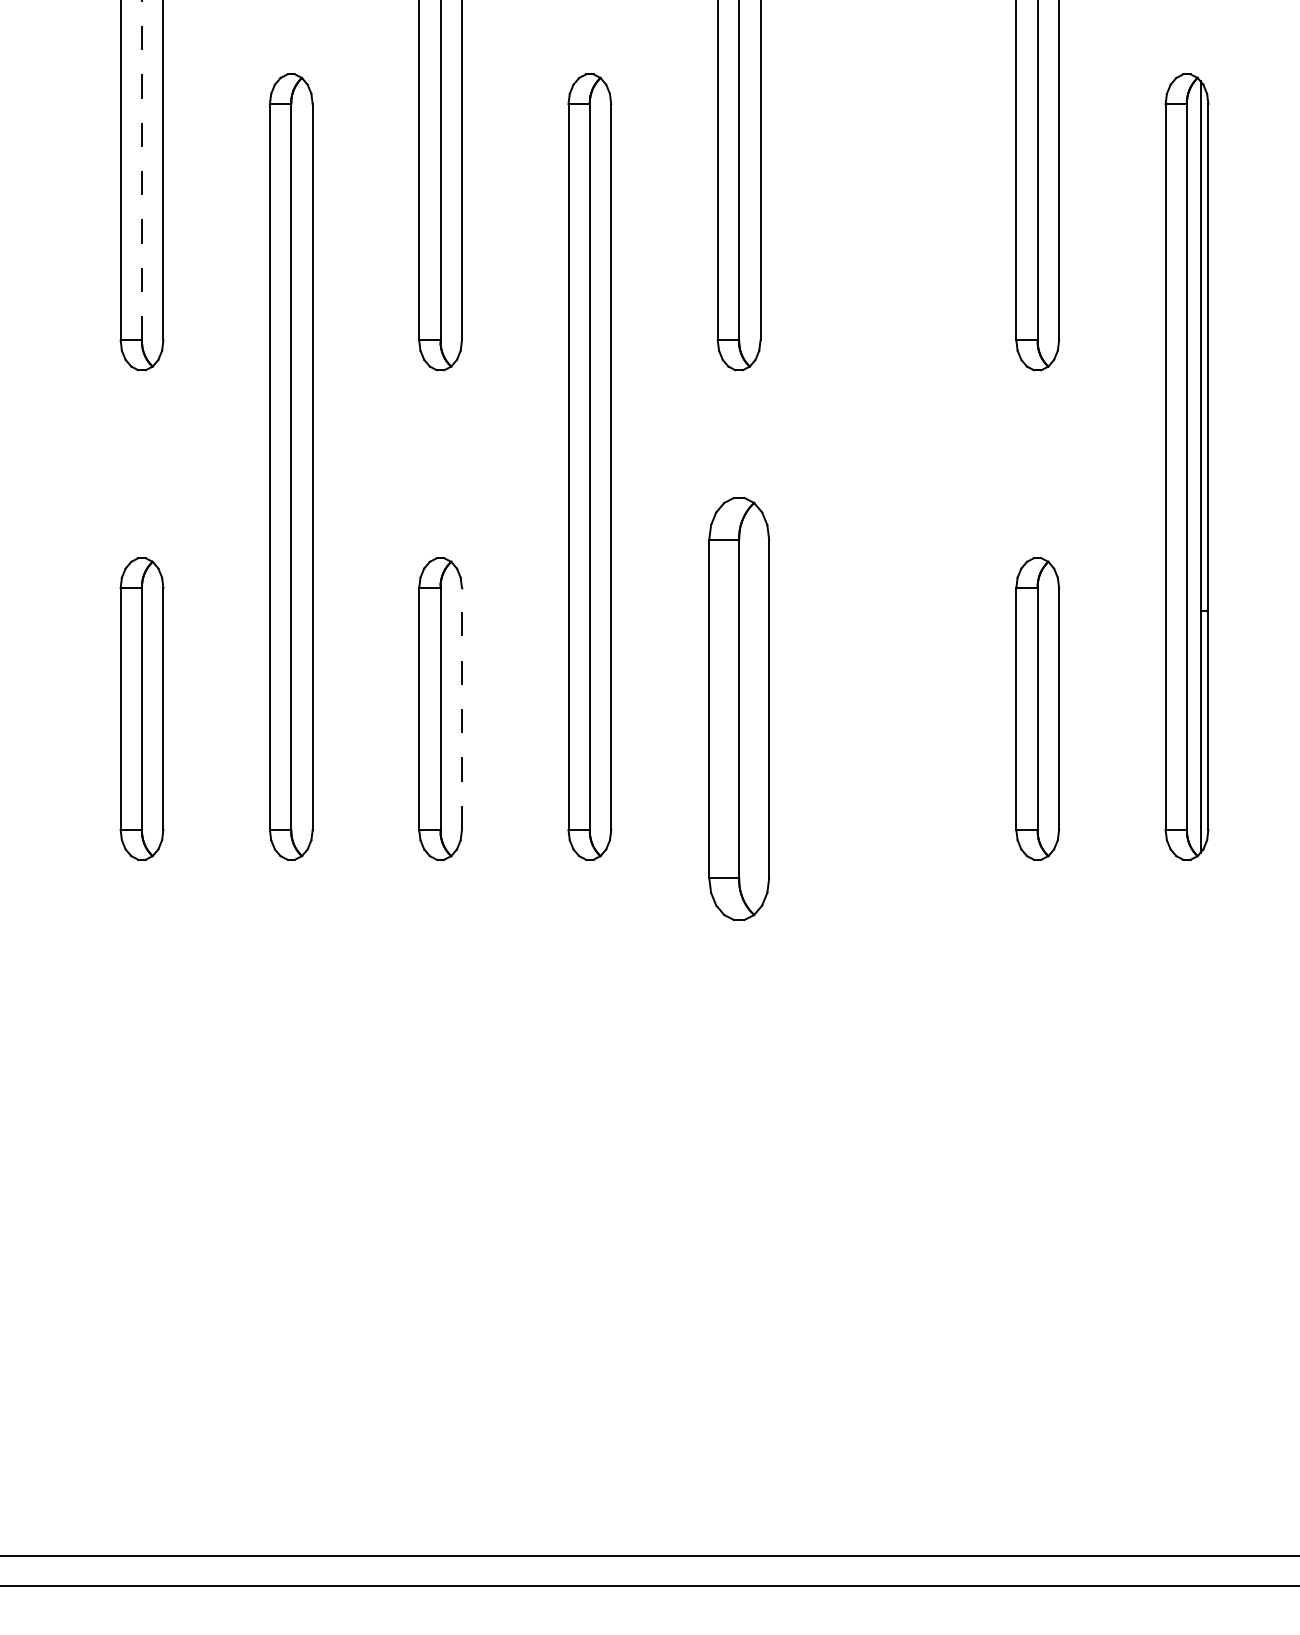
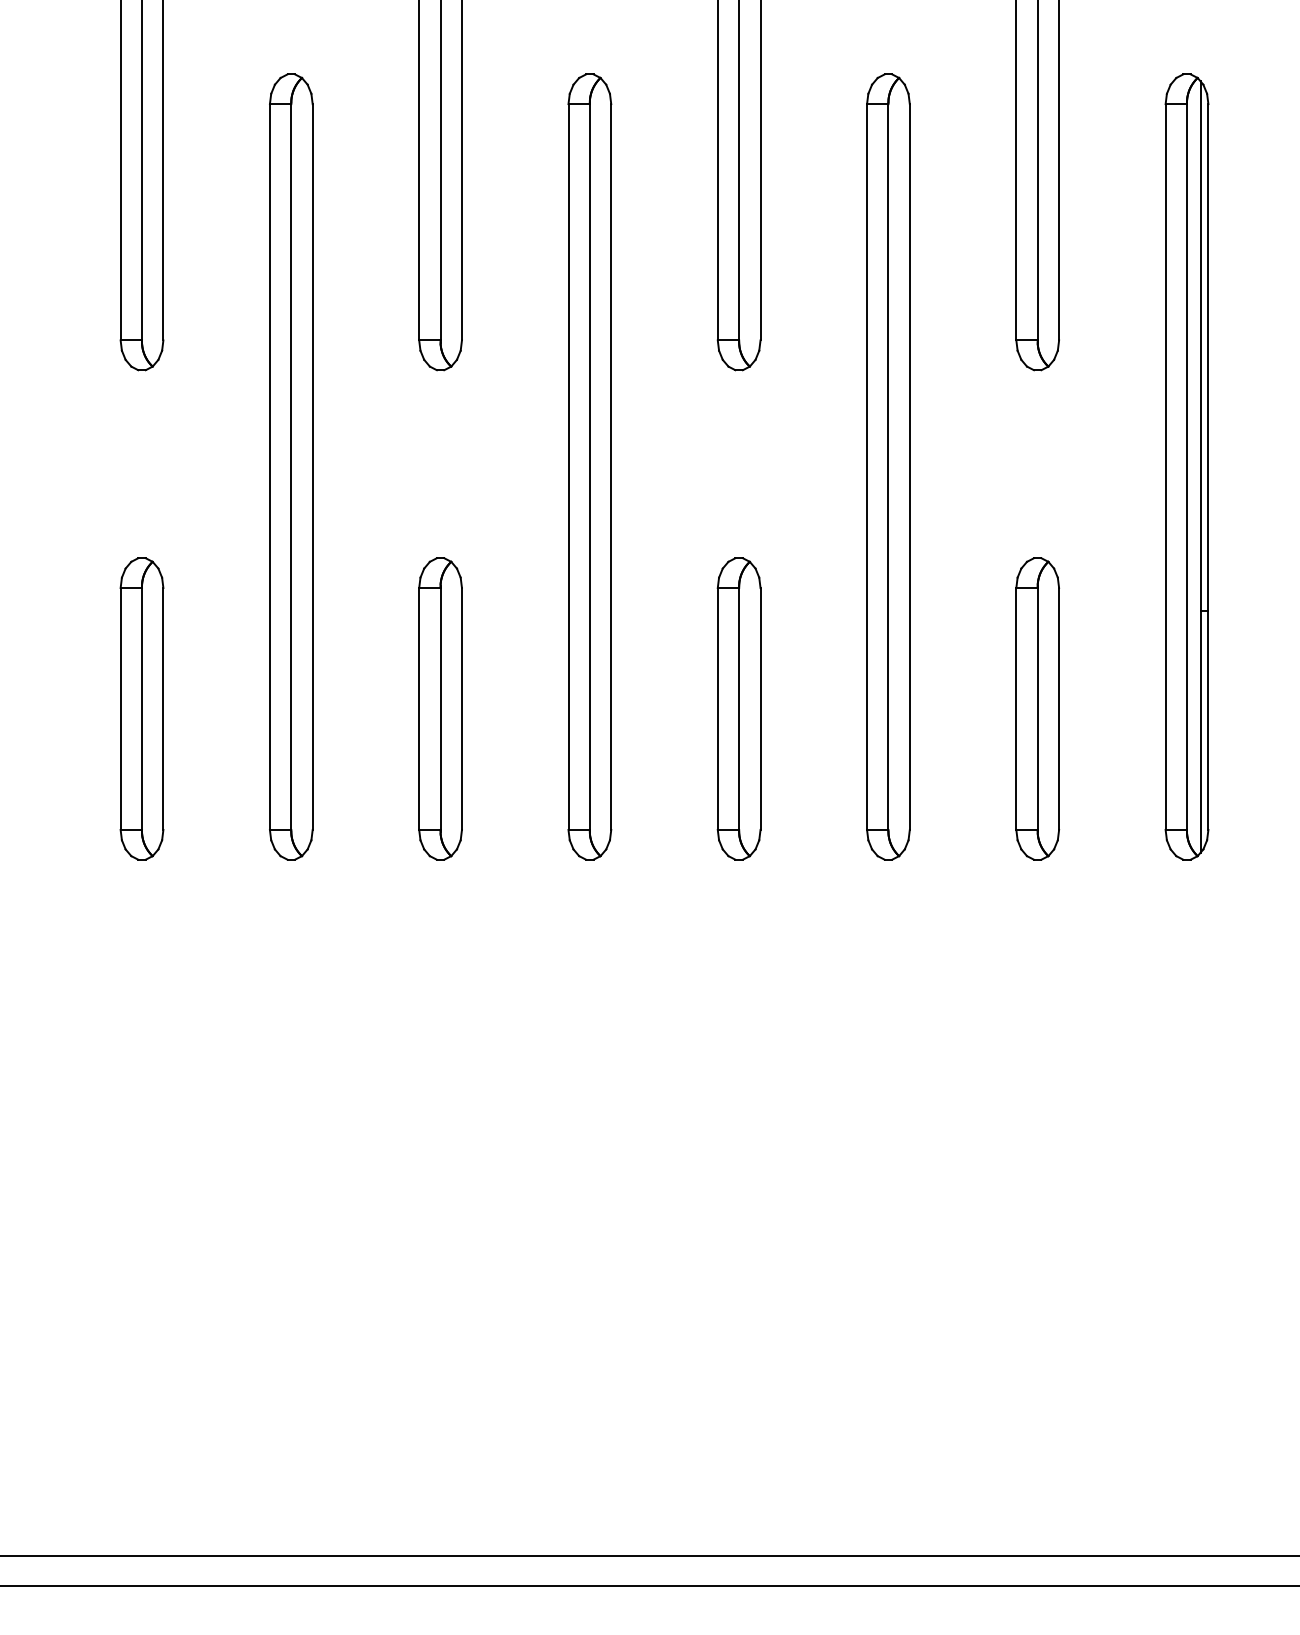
line: dashed -> solid (142, 170)
part: none -> present (888, 466)
line: dashed -> solid (461, 708)
part size: 62x425 px -> 46x304 px (738, 708)
